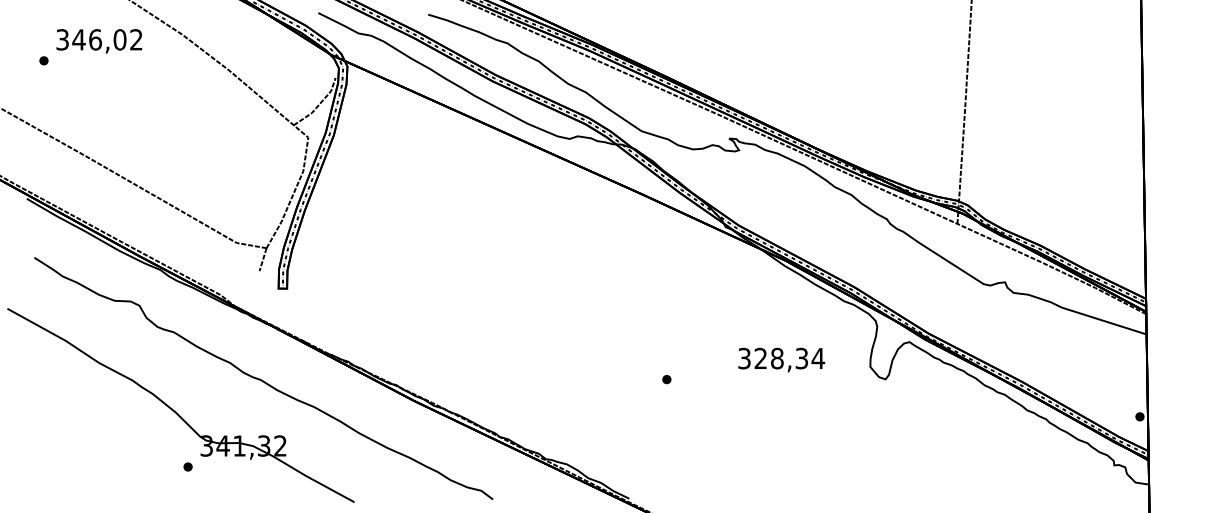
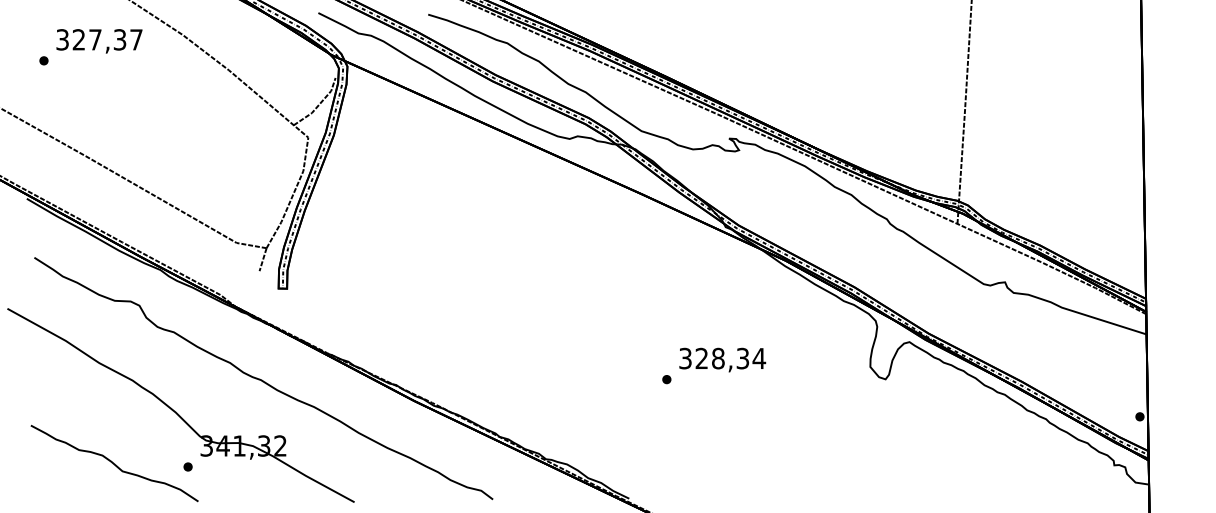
text: 346,02 -> 327,37 (107, 39)
text position: (781, 359) -> (722, 359) (722, 359)
curve: none -> present (114, 463)
